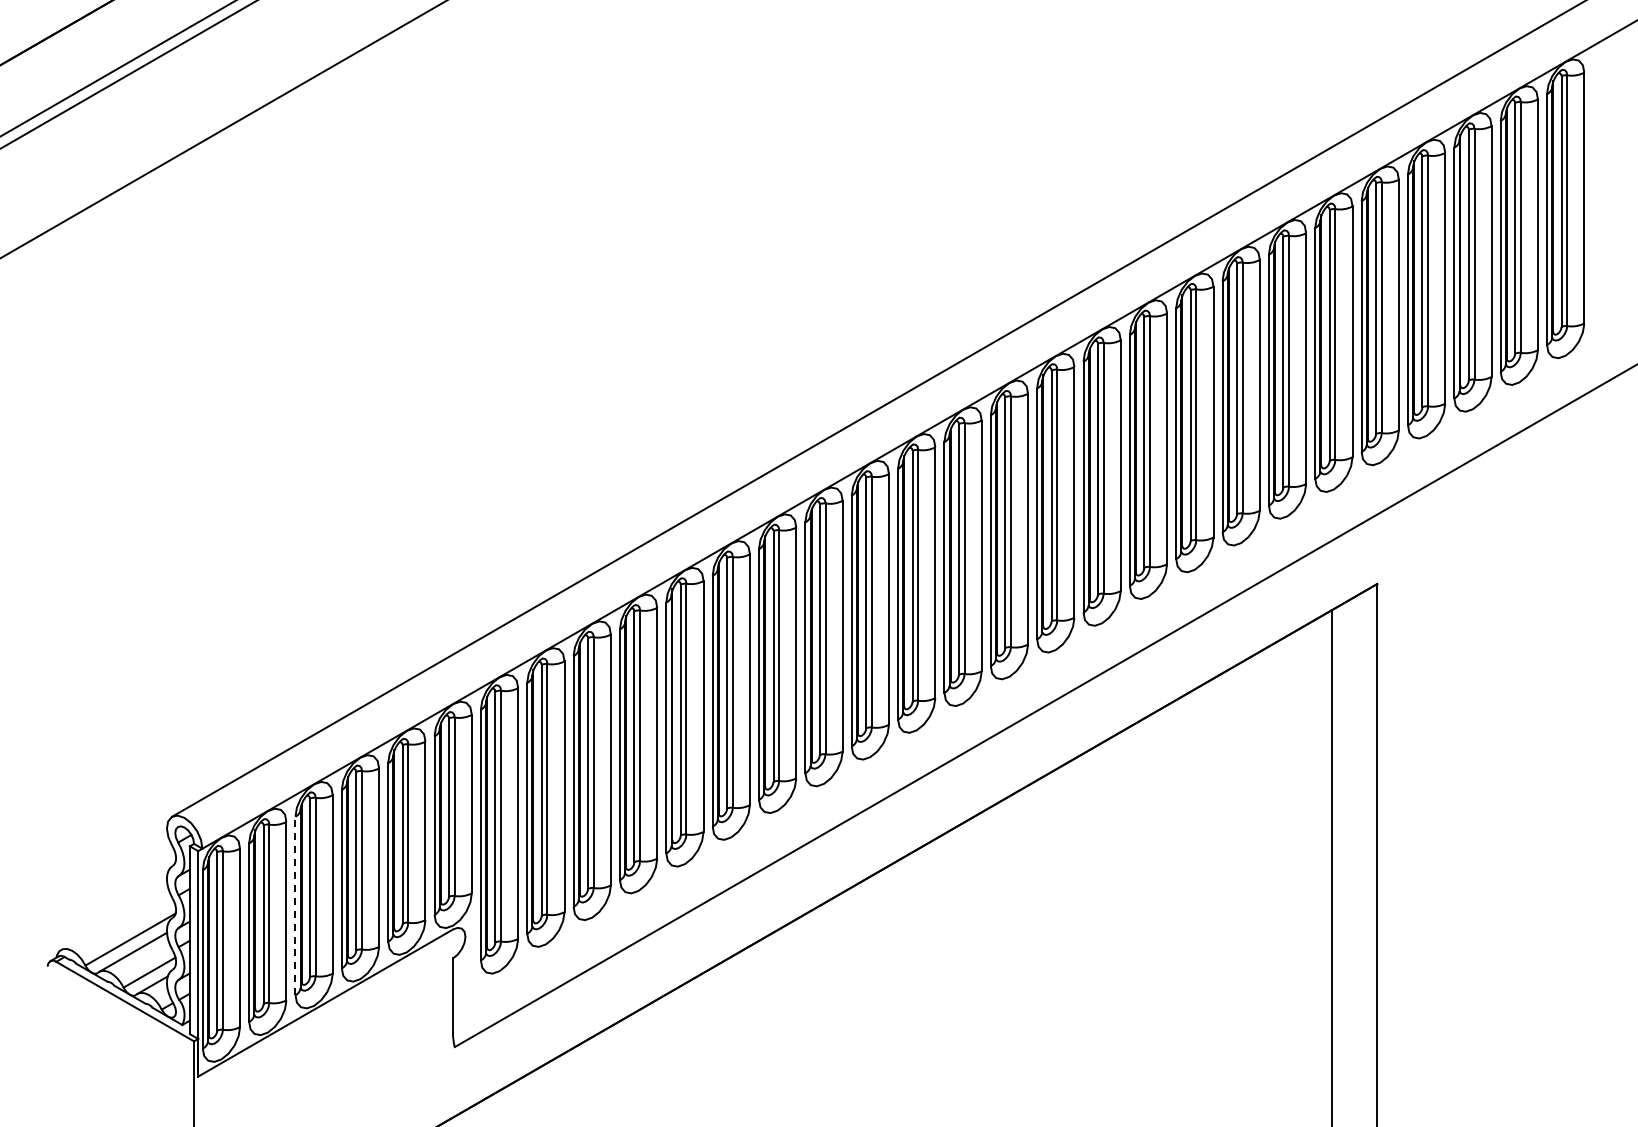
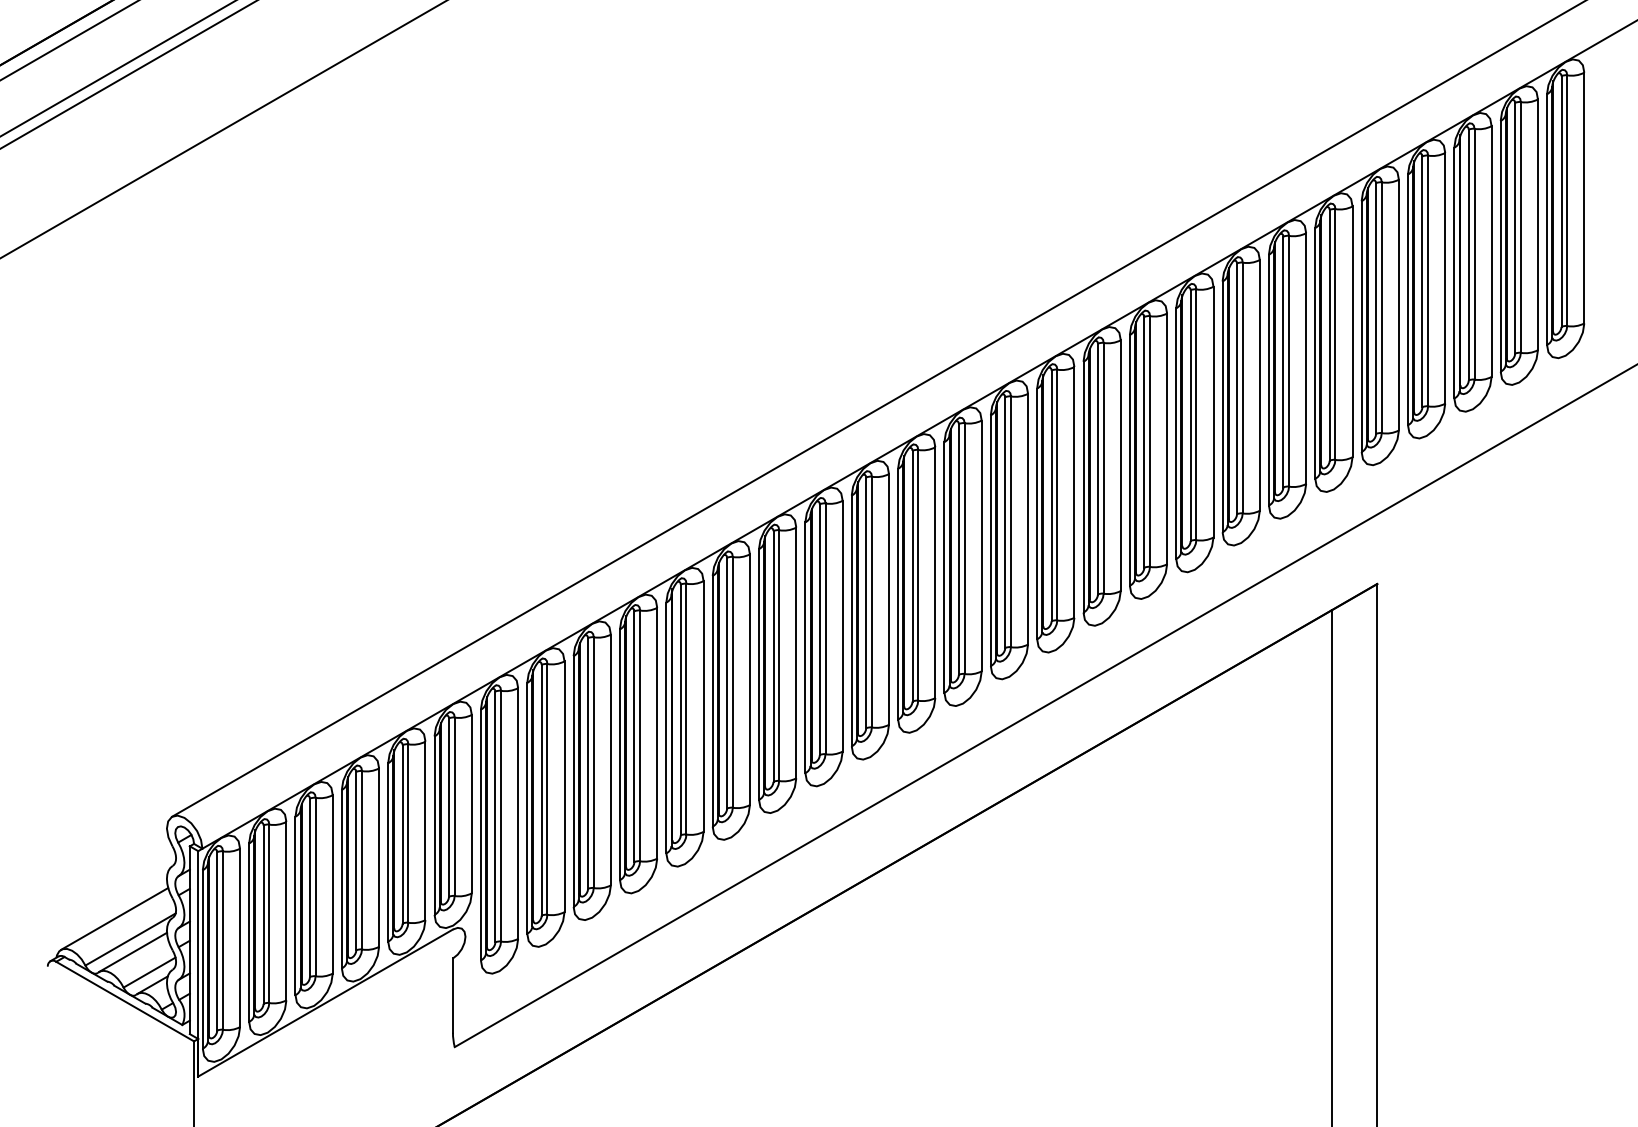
line: none -> present (68, 40)
line: dashed -> solid (295, 905)
line: none -> present (114, 918)
